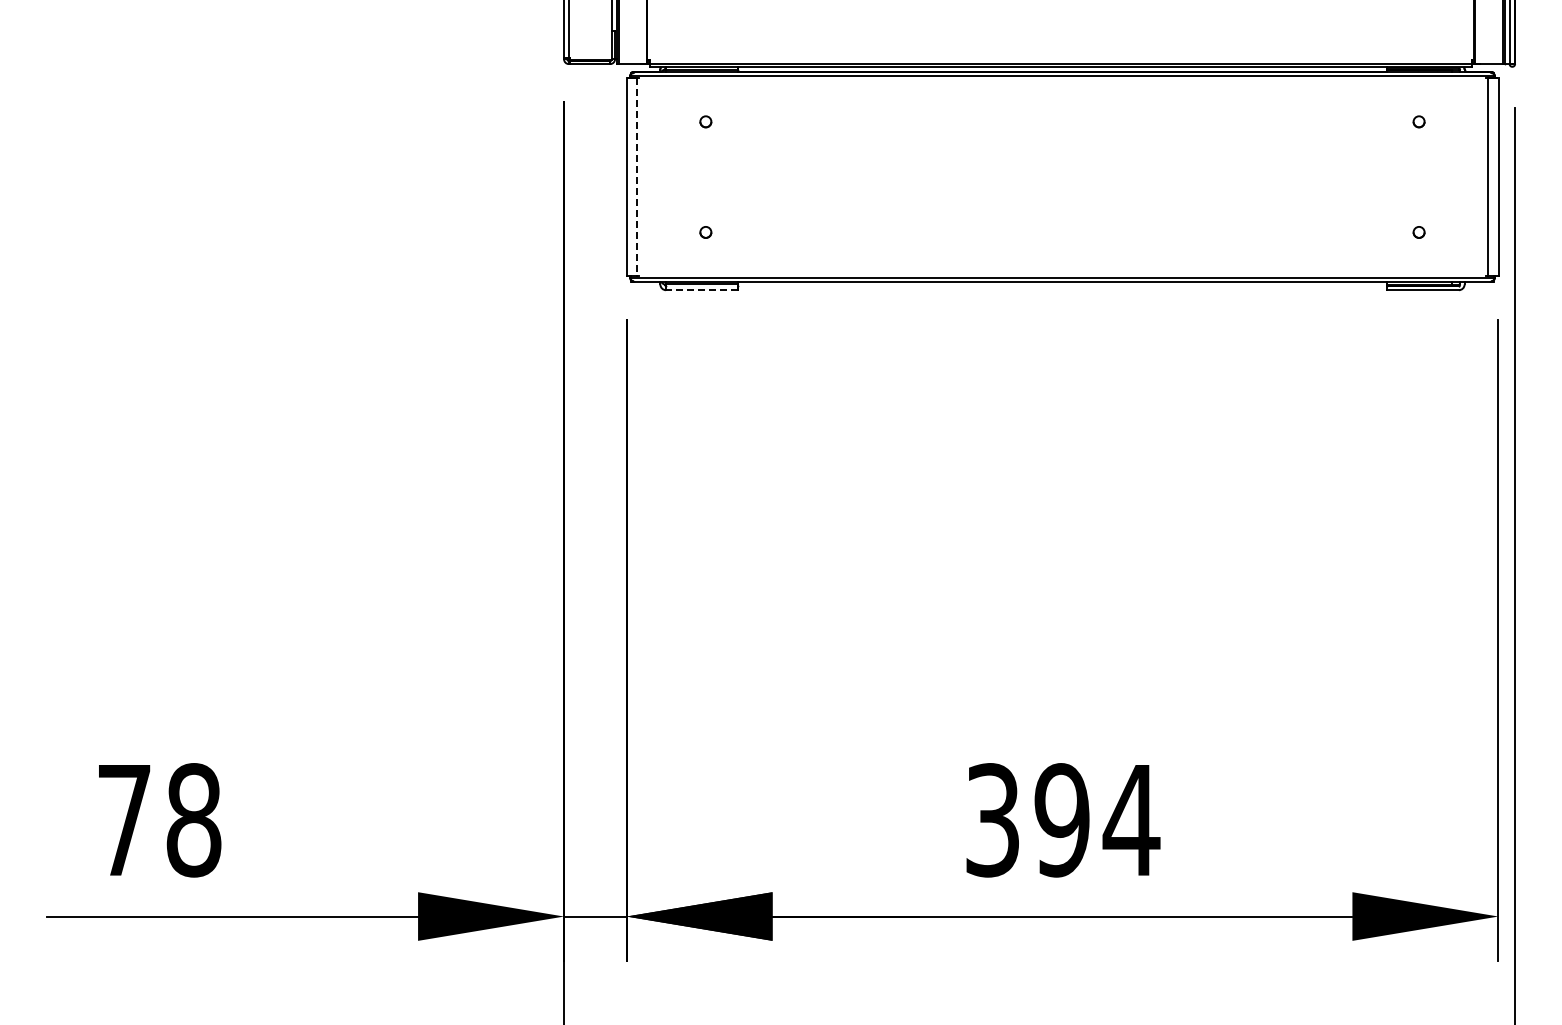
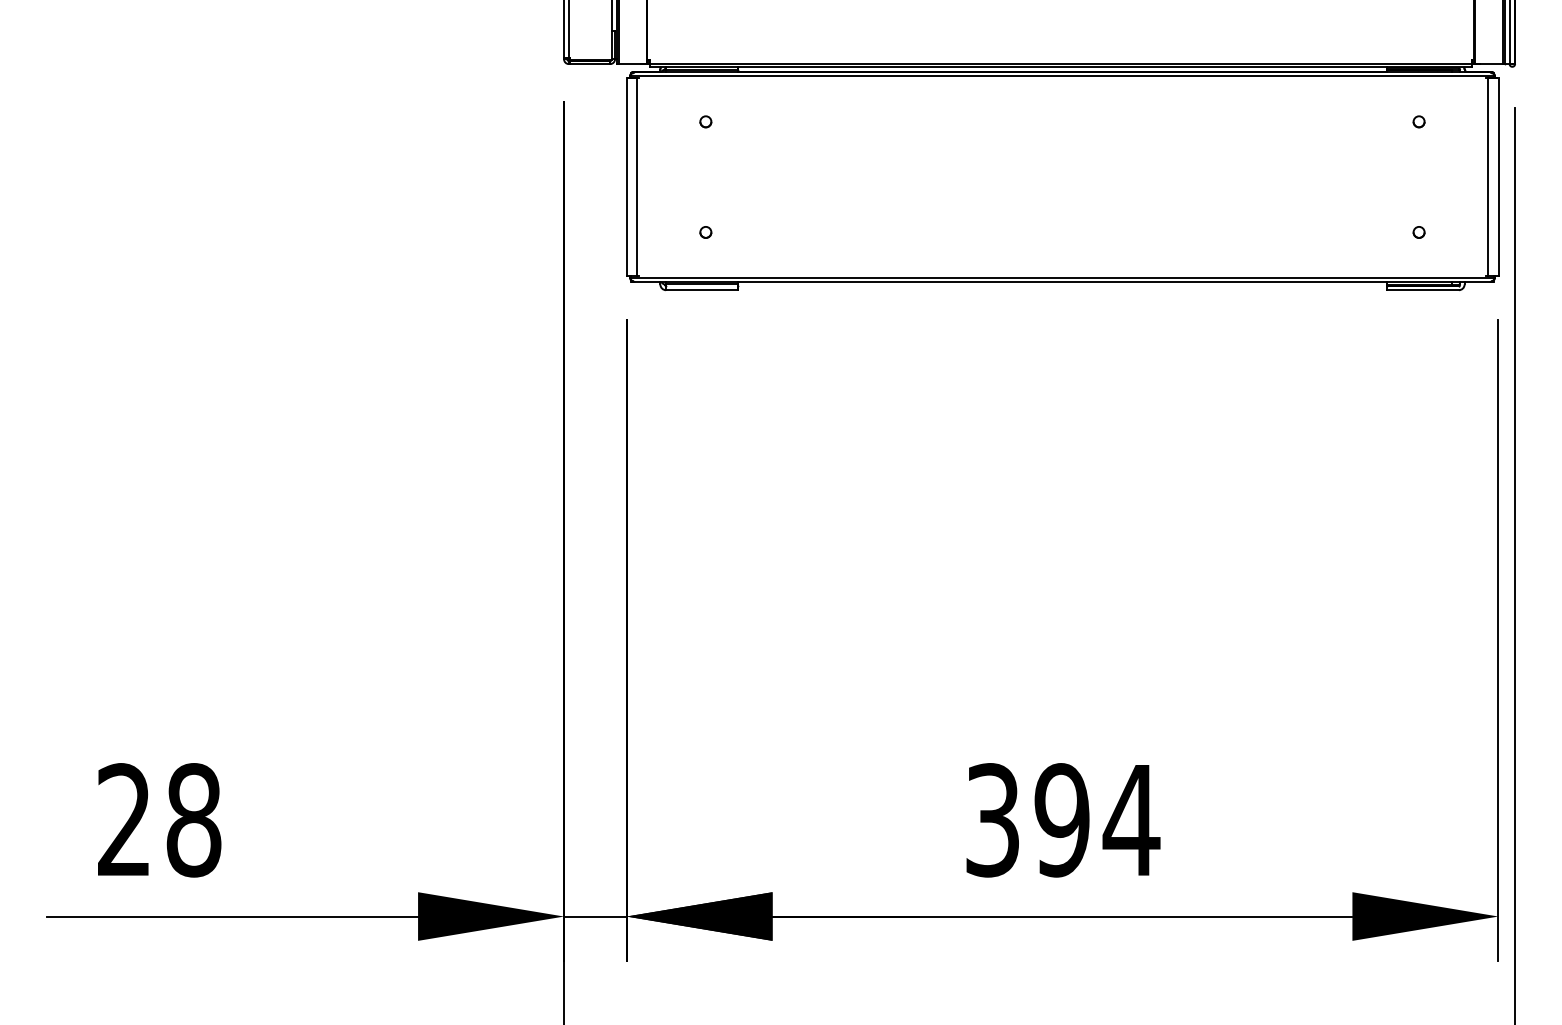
line: dashed -> solid (636, 177)
line: dashed -> solid (701, 290)
text: 78 -> 28 (124, 819)
